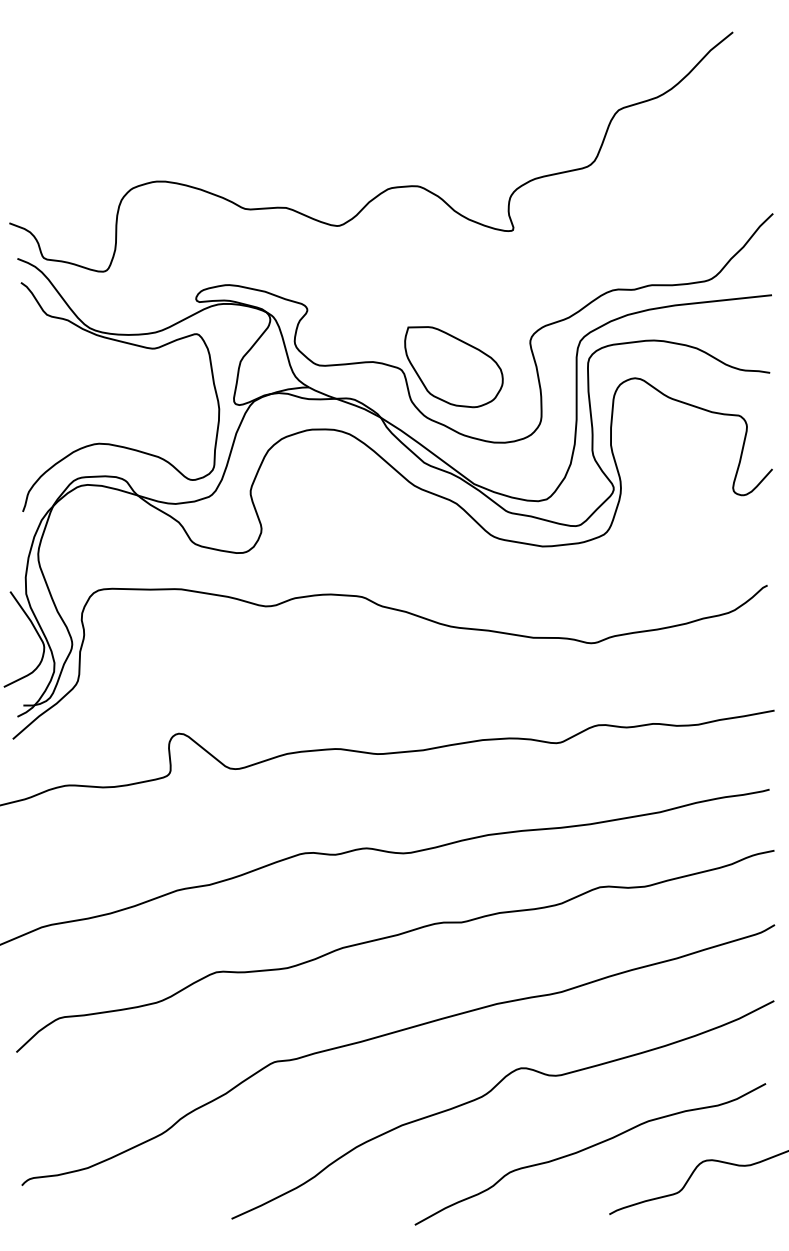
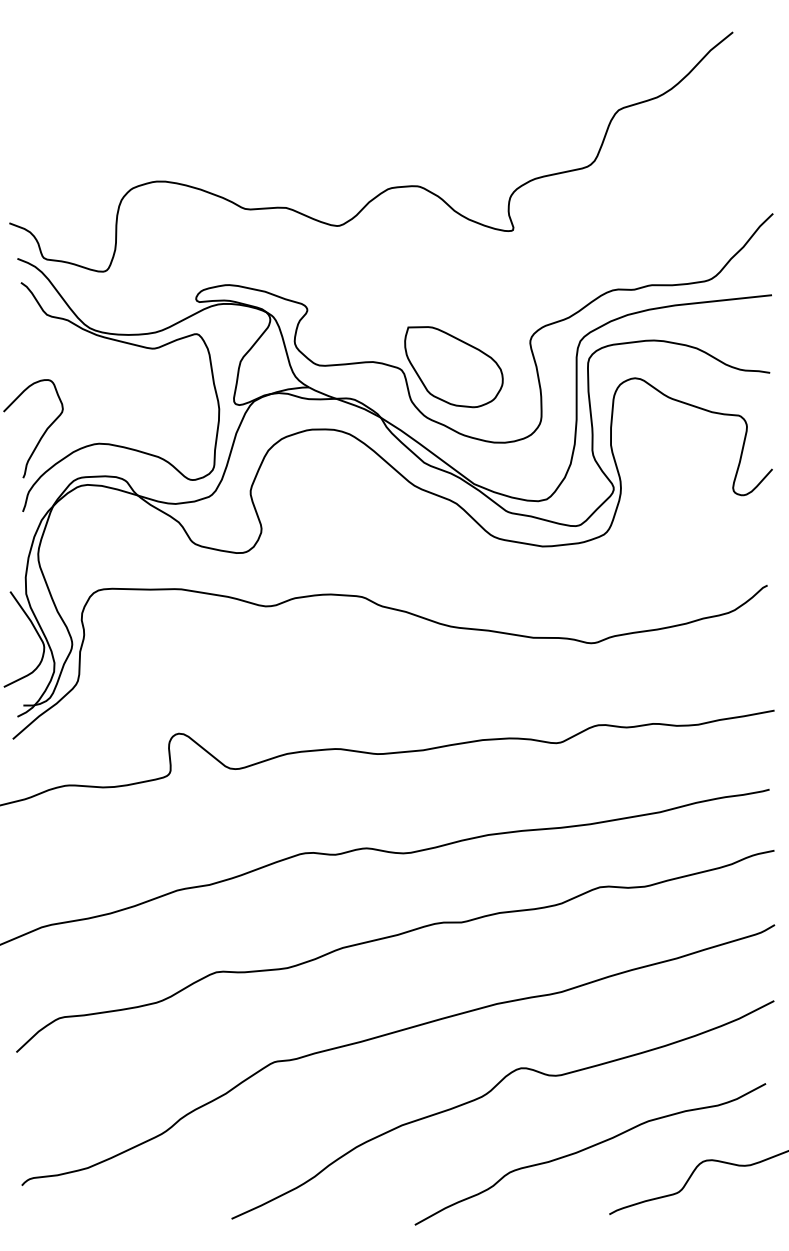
curve: none -> present (41, 435)
